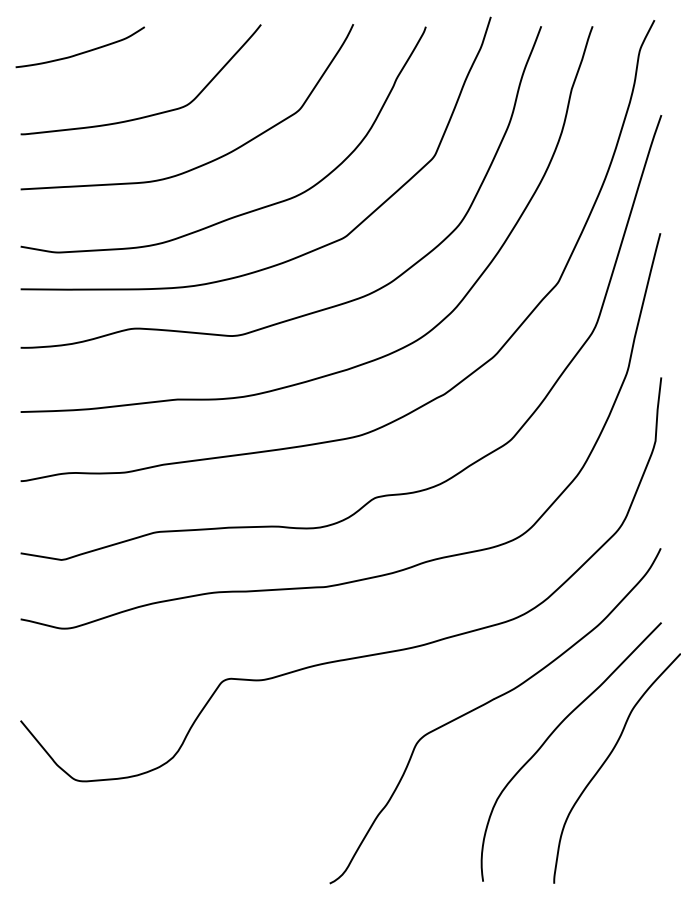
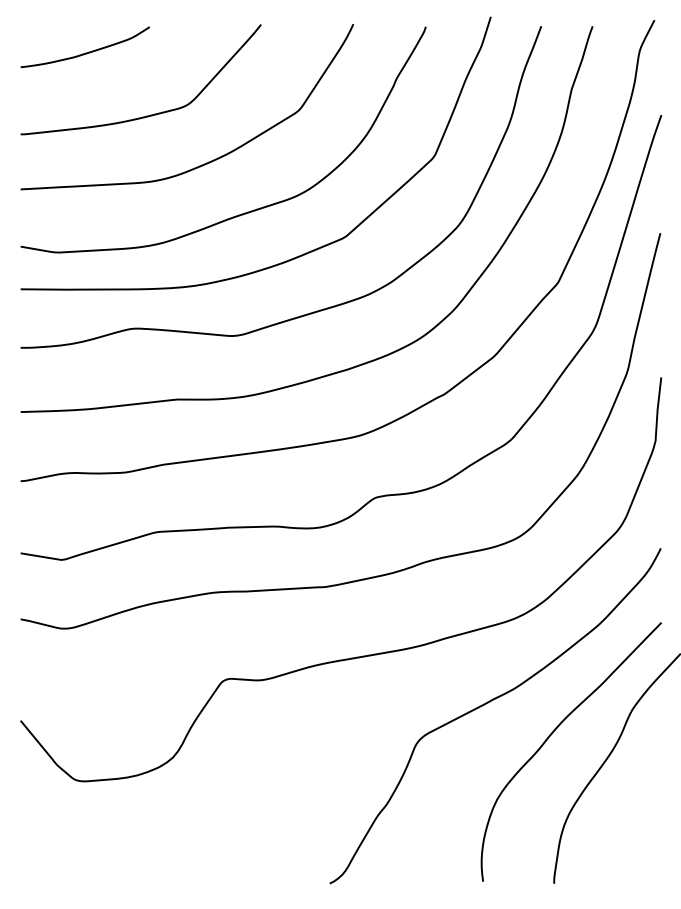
curve position: (80, 52) -> (85, 52) (85, 52)
